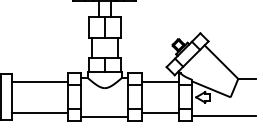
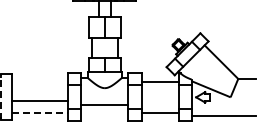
line position: (39, 81) -> (39, 100) (39, 100)
line: solid -> dashed (0, 97)
line: solid -> dashed (39, 112)
line position: (104, 116) -> (104, 104) (104, 104)
